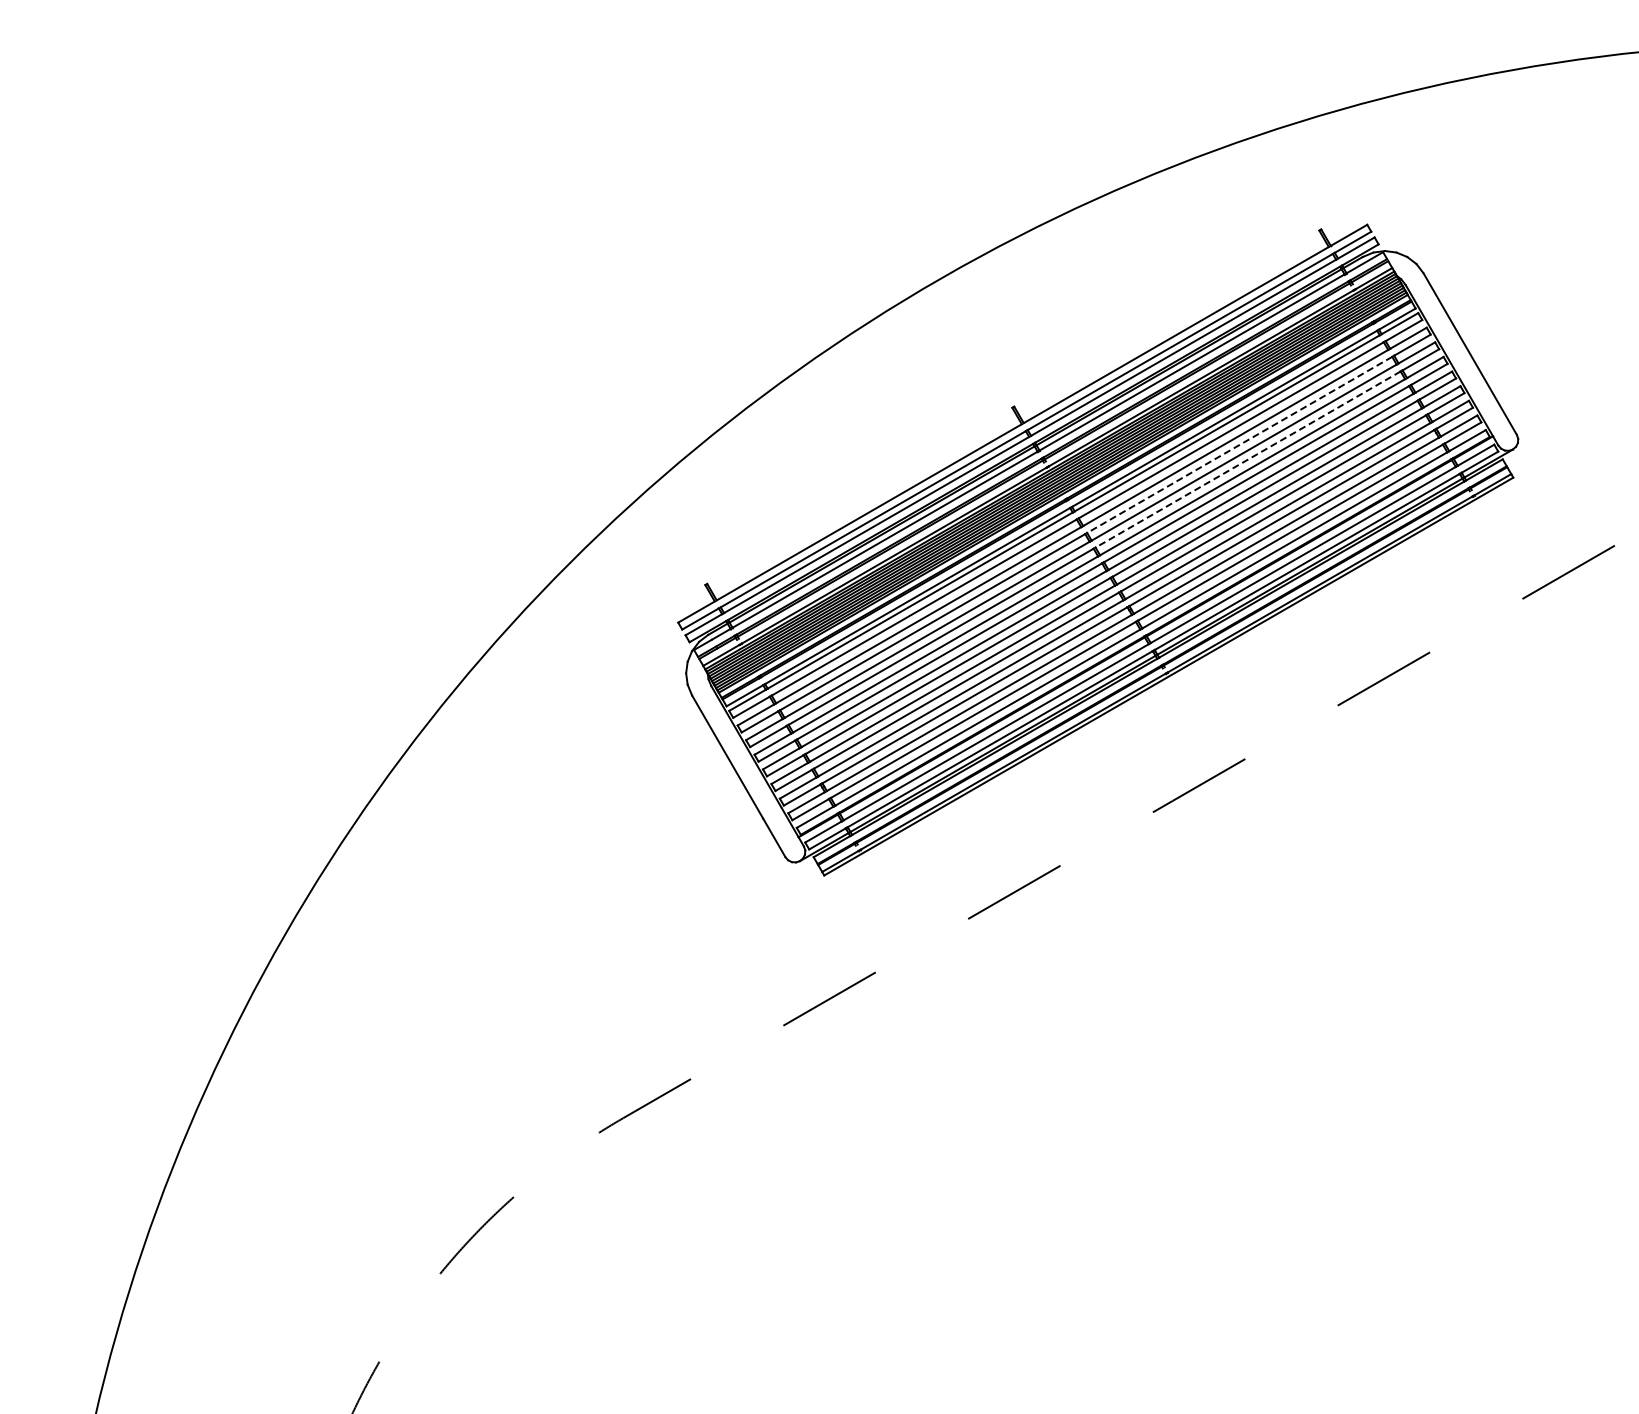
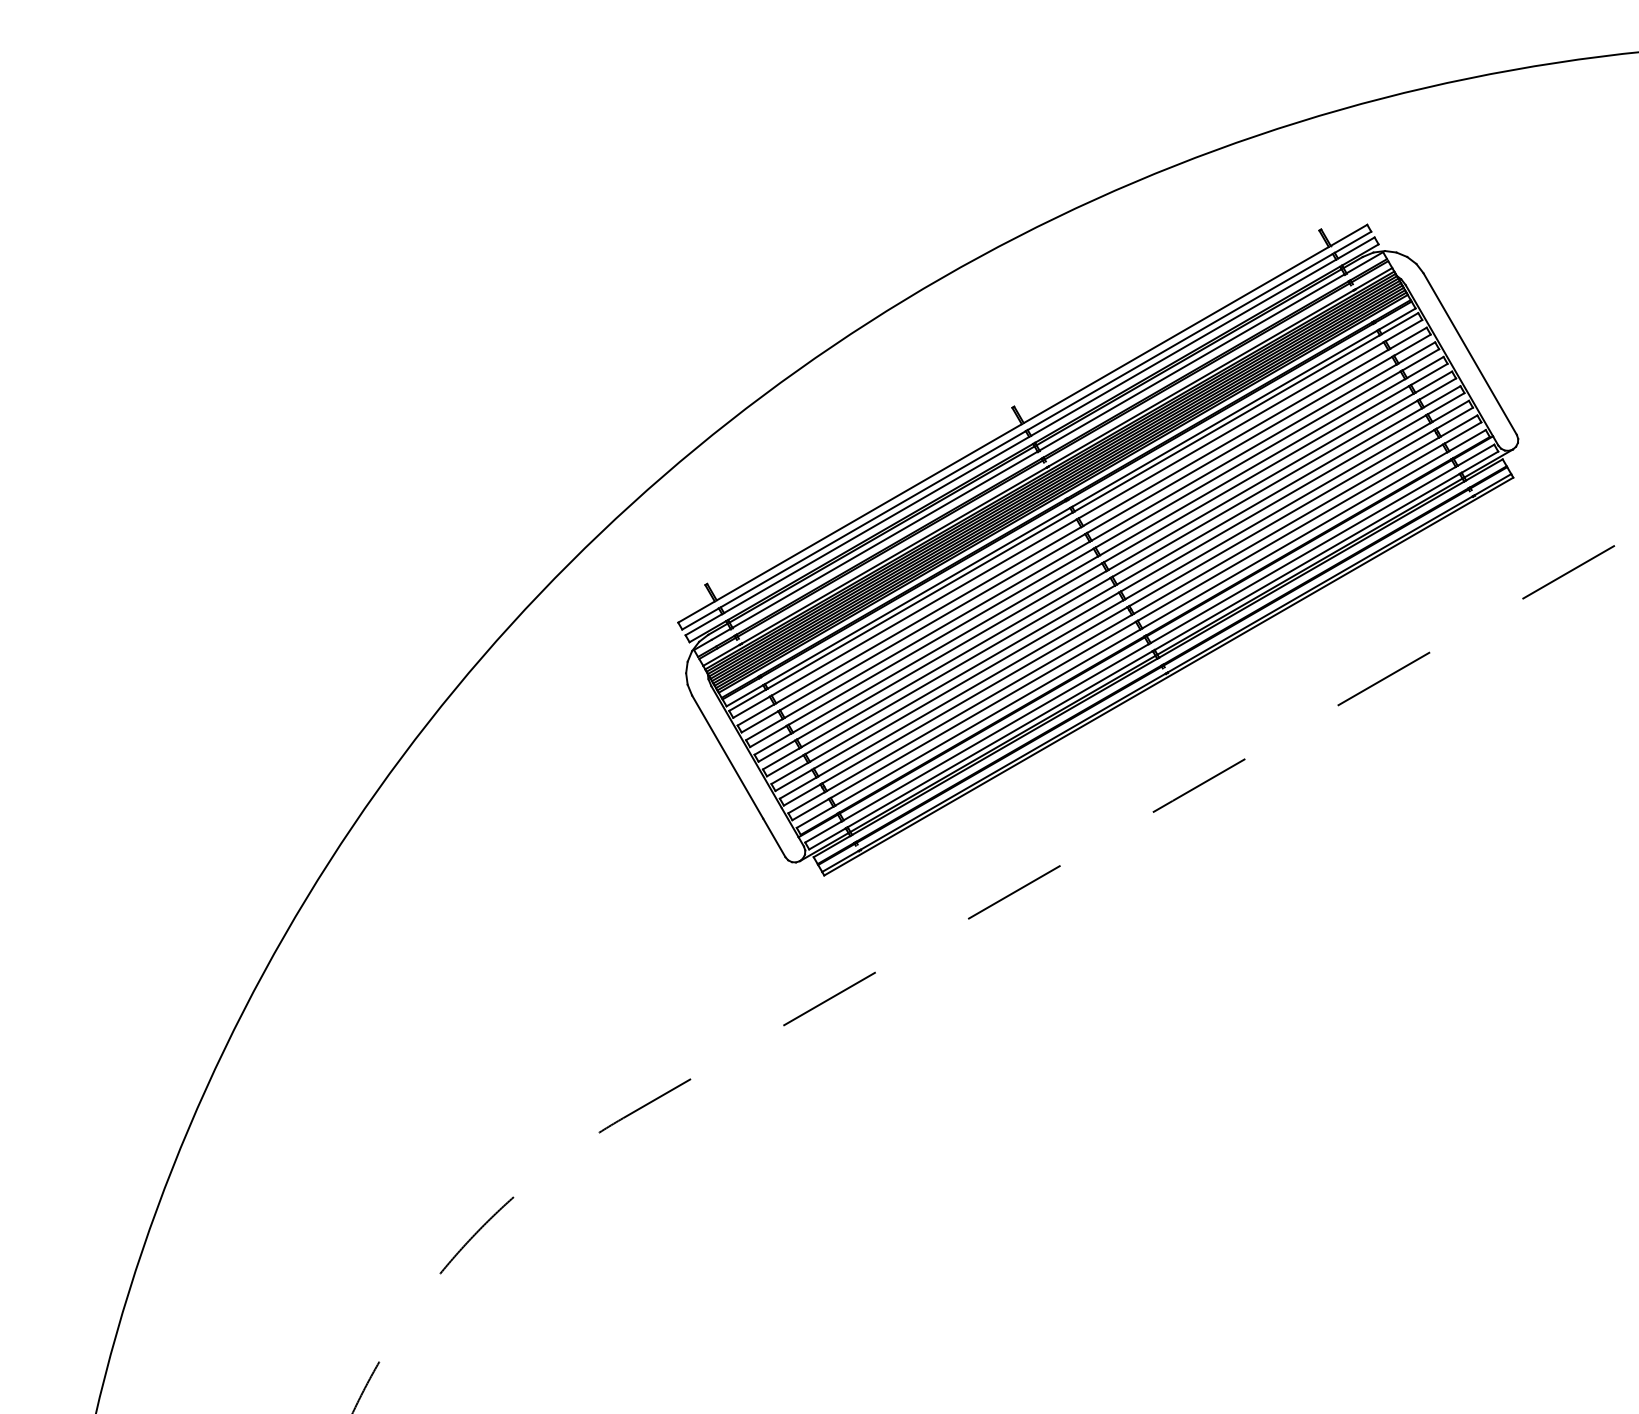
line: dashed -> solid (1239, 445)
line: dashed -> solid (1247, 459)
